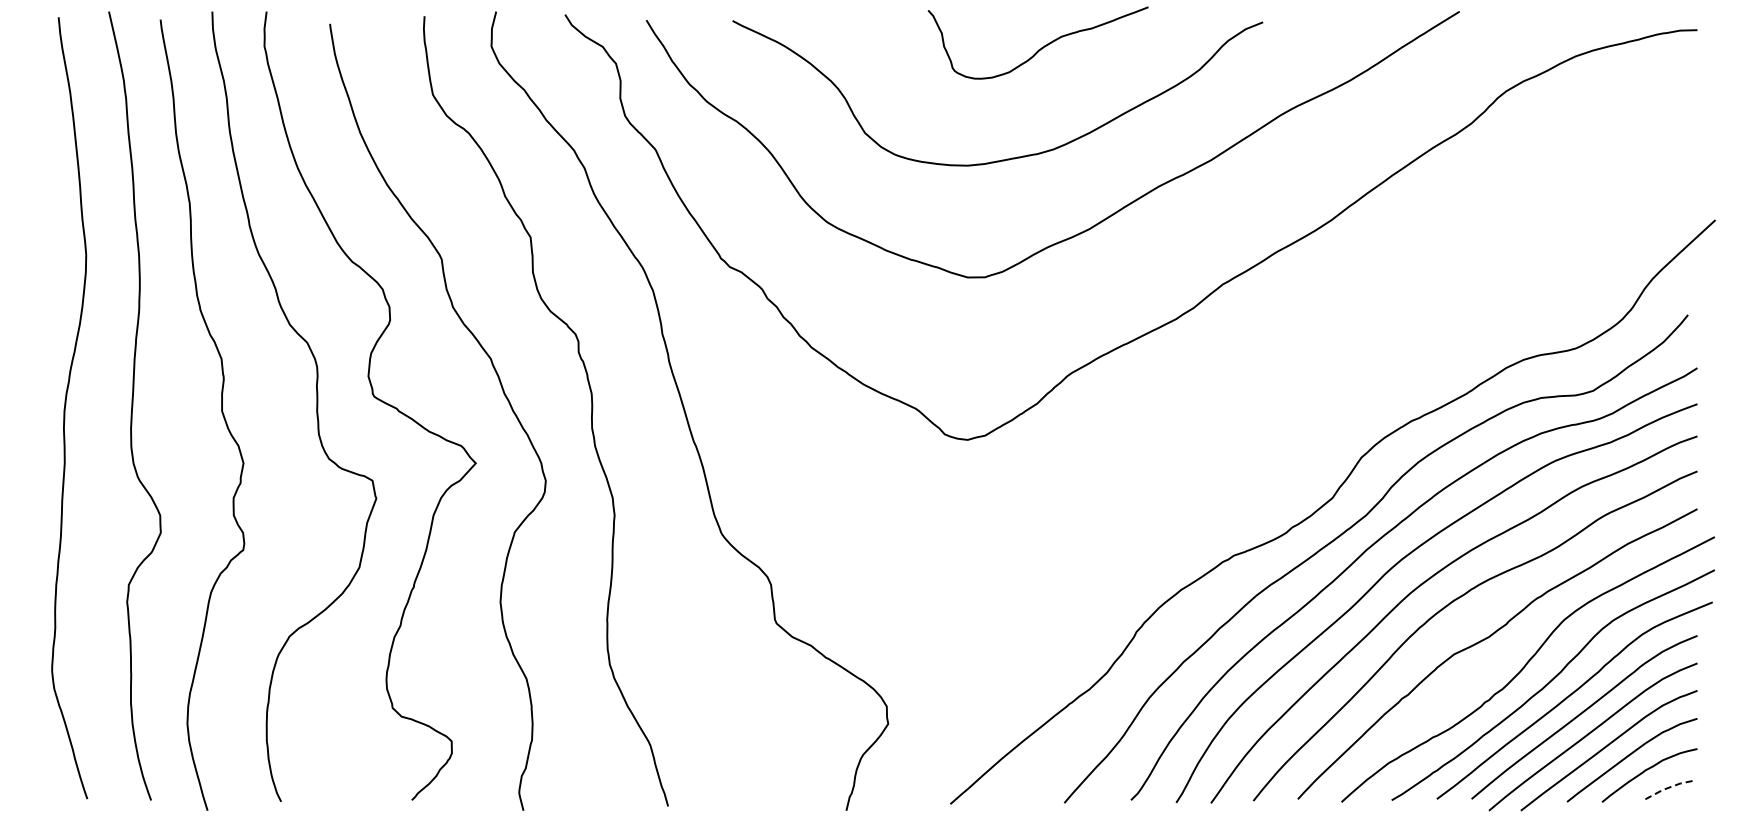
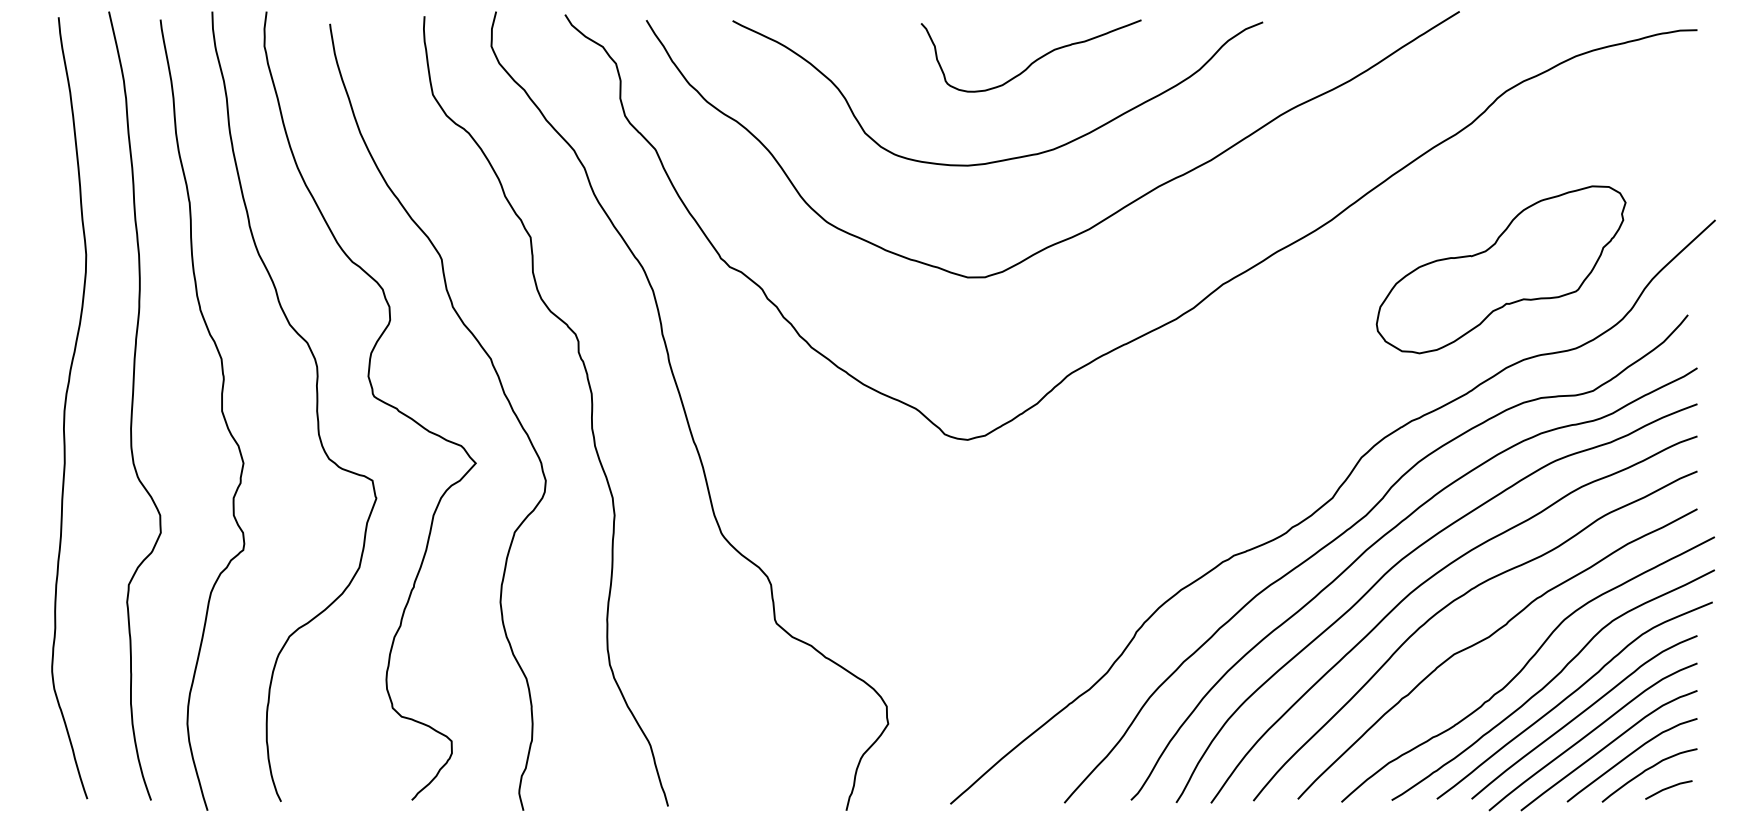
curve position: (1042, 46) -> (1035, 59) (1035, 59)
part: none -> present (1500, 269)
line: dashed -> solid (1668, 788)
